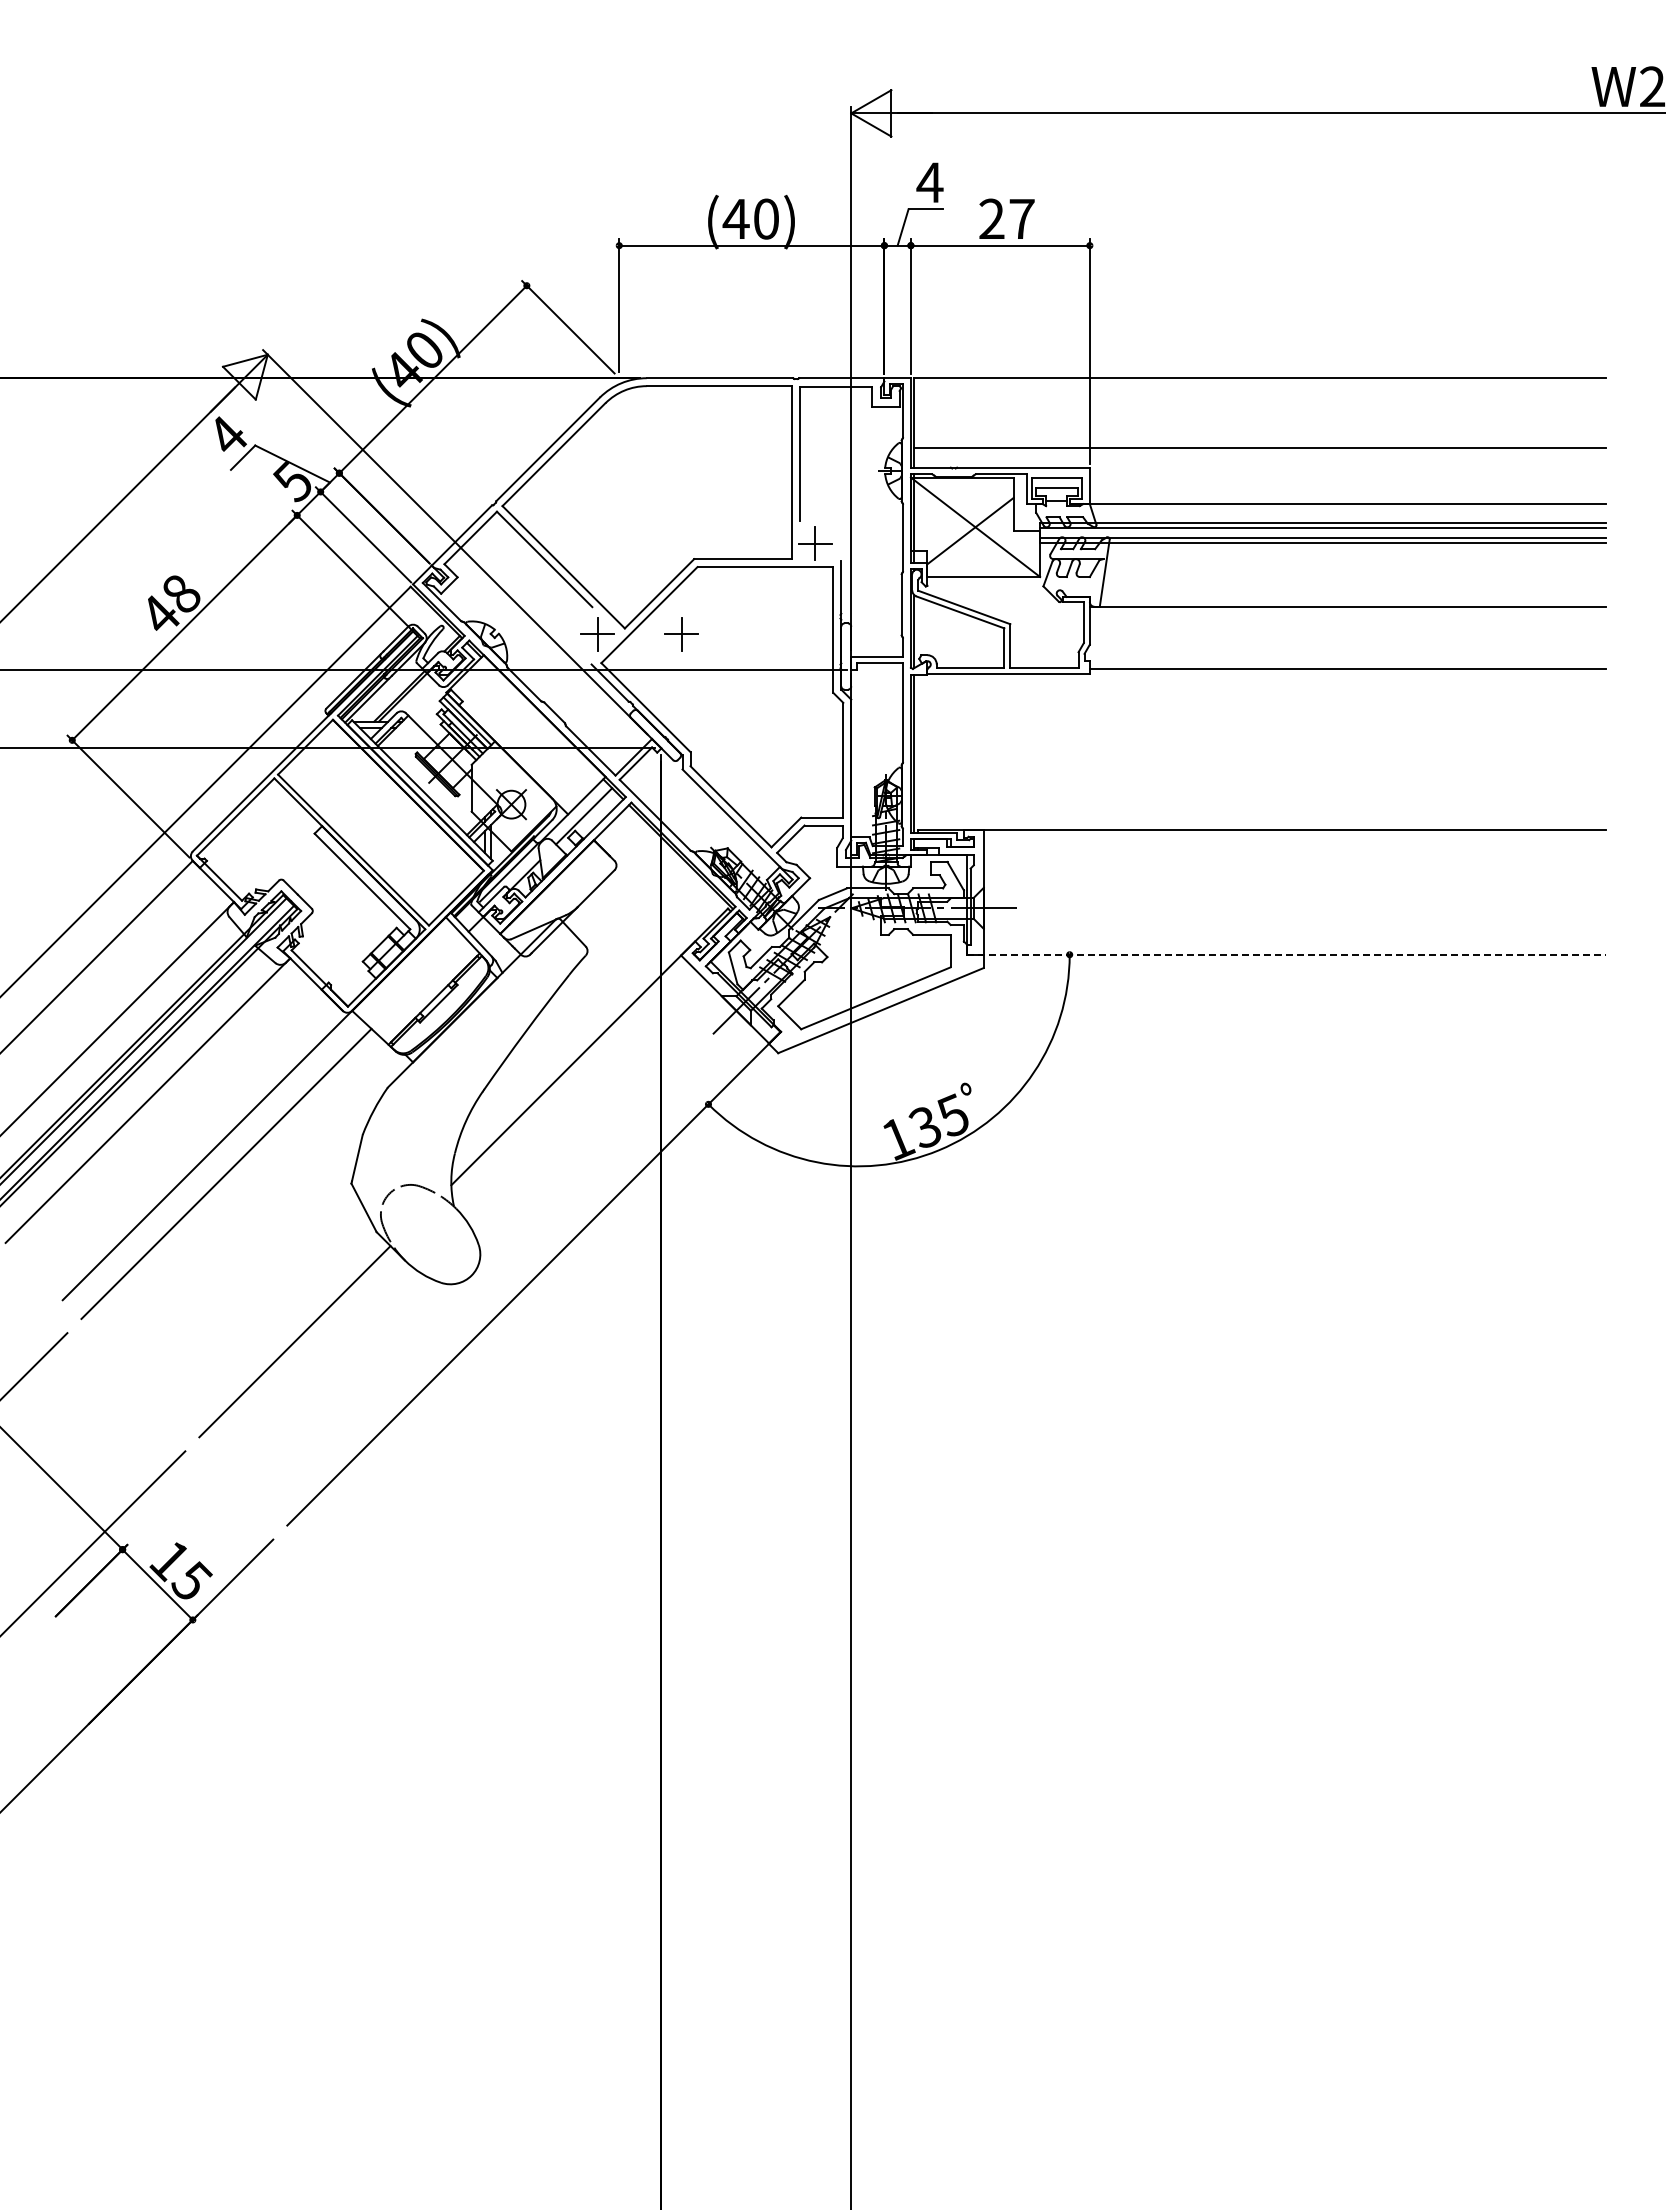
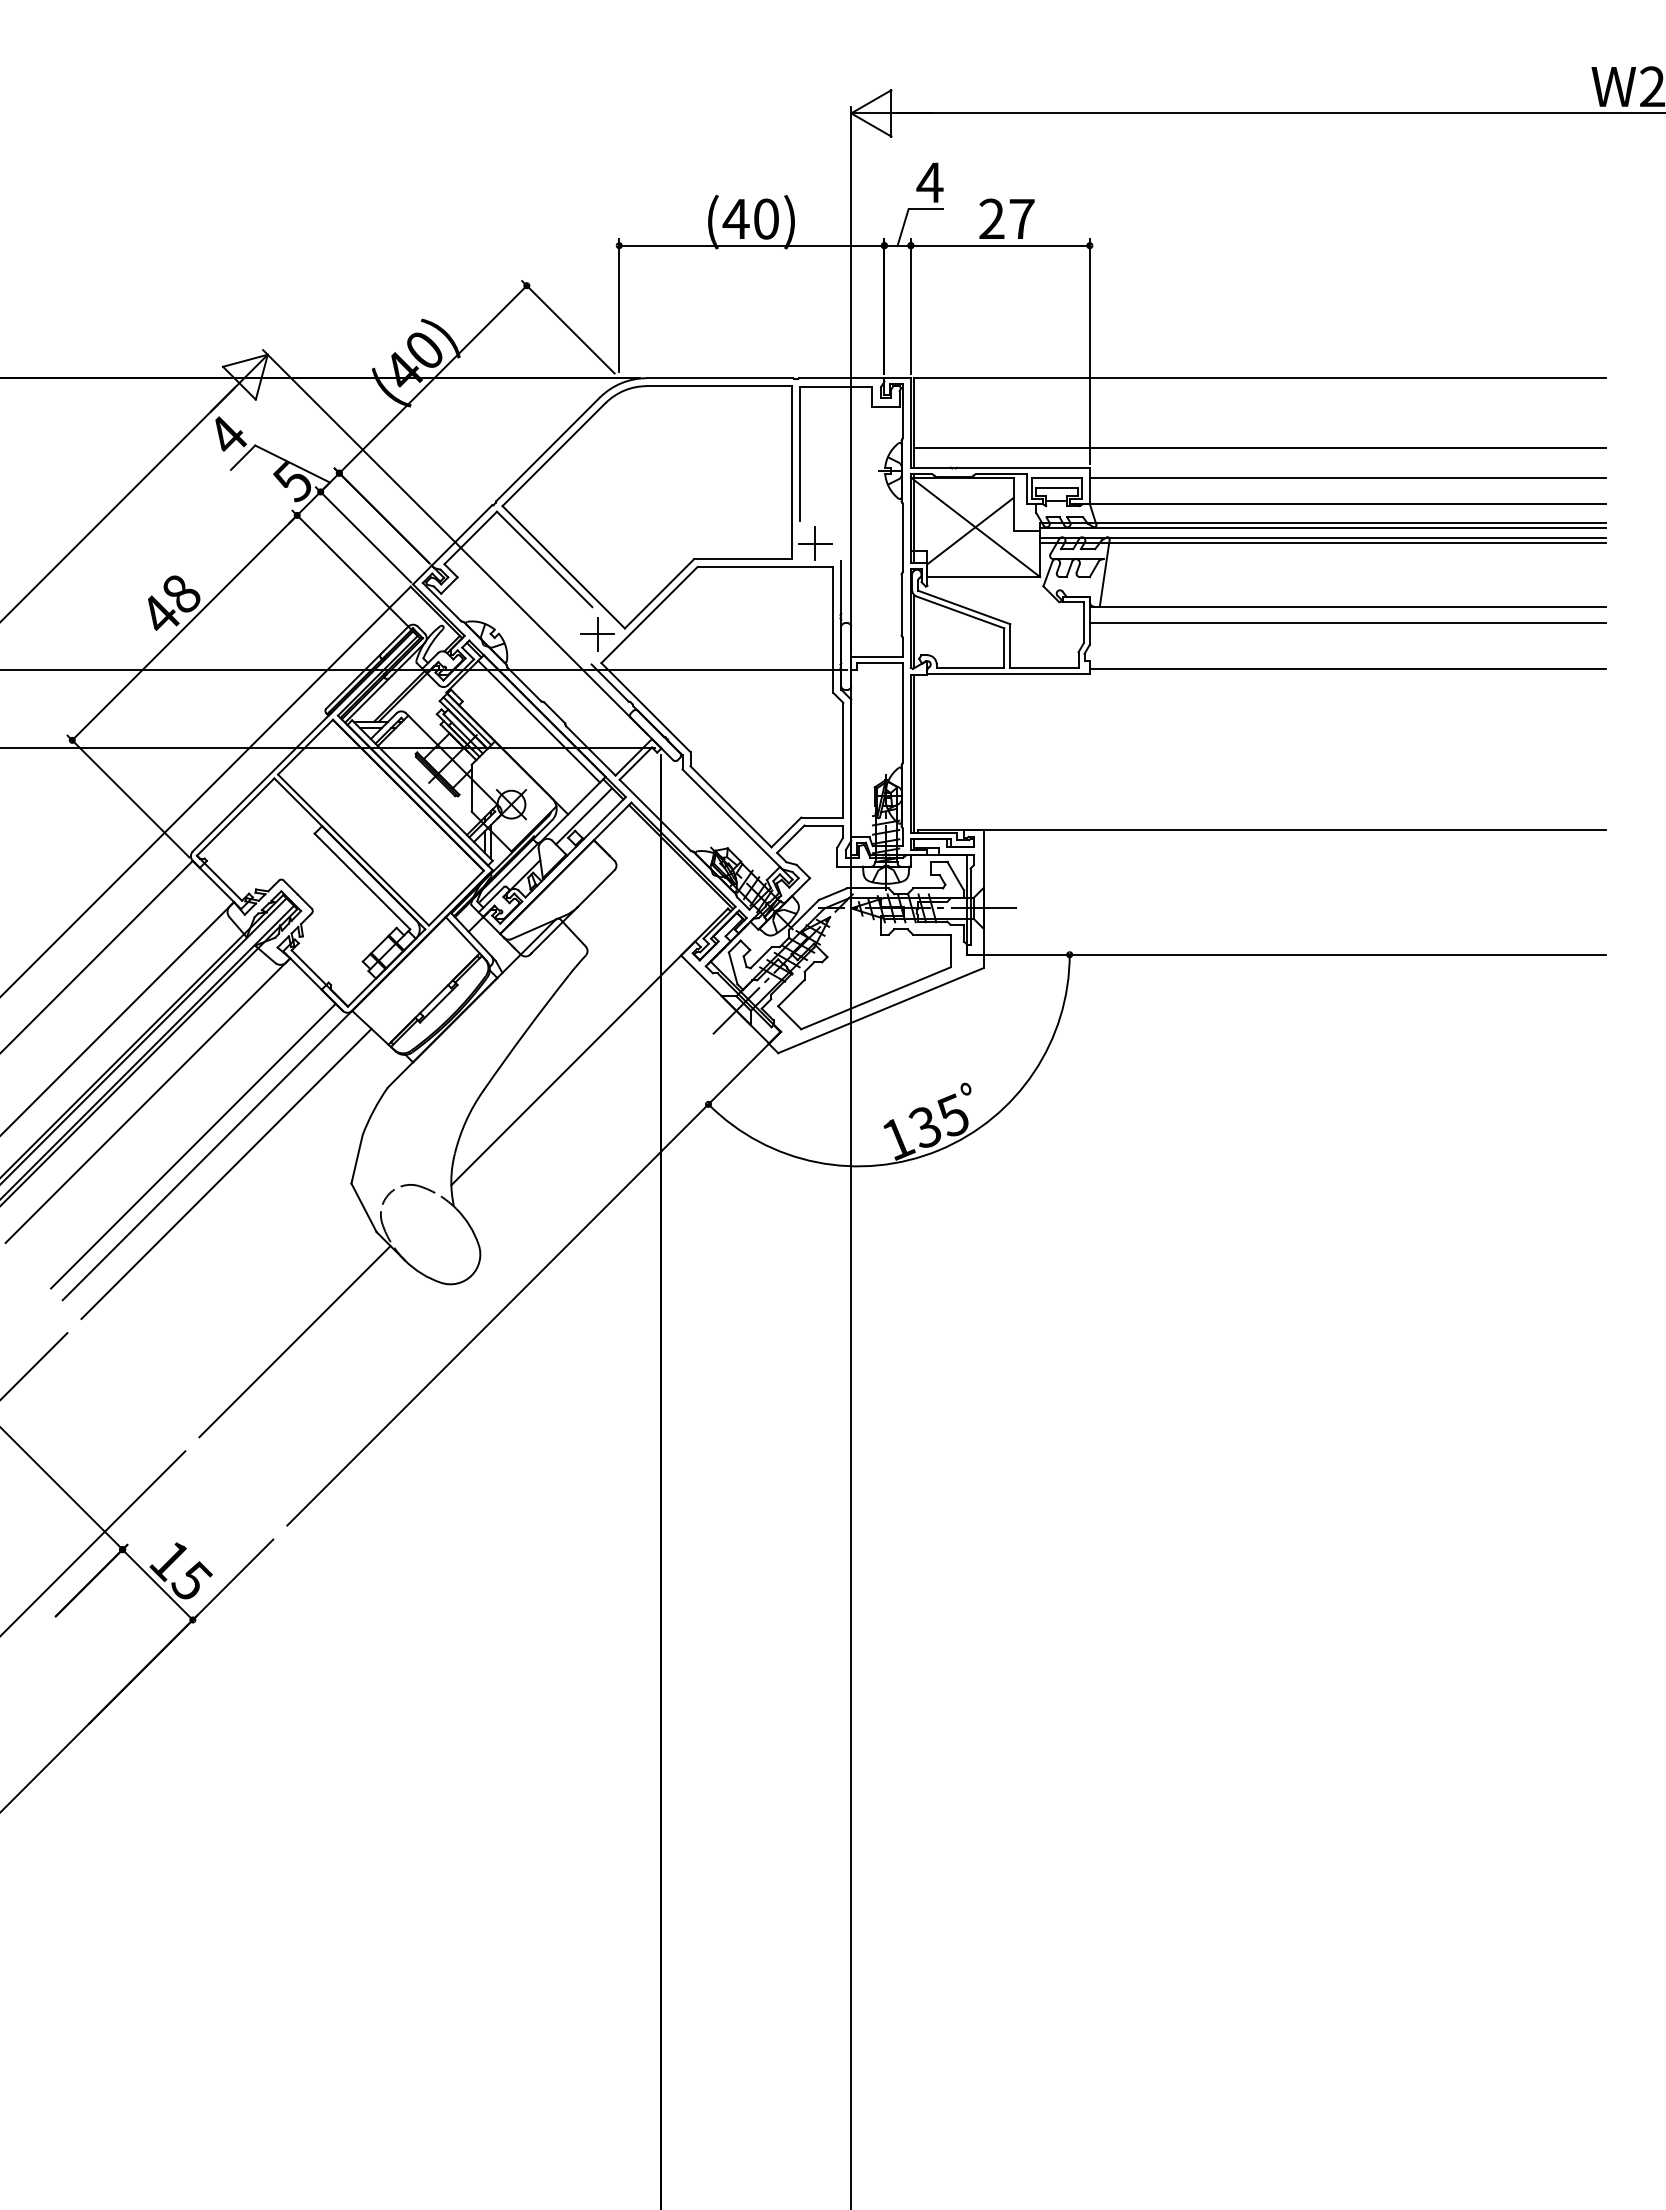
line: none -> present (1347, 477)
line: none -> present (1347, 623)
part: present -> none (681, 634)
line: none -> present (539, 721)
line: dashed -> solid (1287, 954)
line: none -> present (193, 1145)
